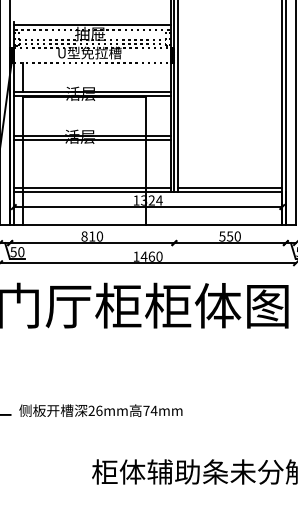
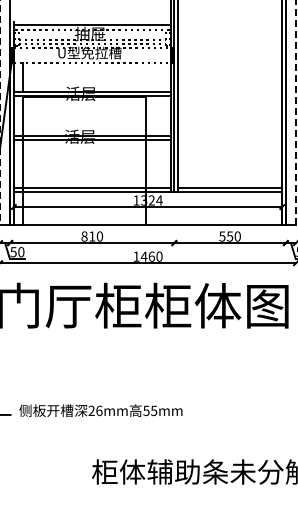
line: solid -> dashed (0, 112)
line: solid -> dashed (296, 112)
text: 74mm -> 55mm (150, 410)
